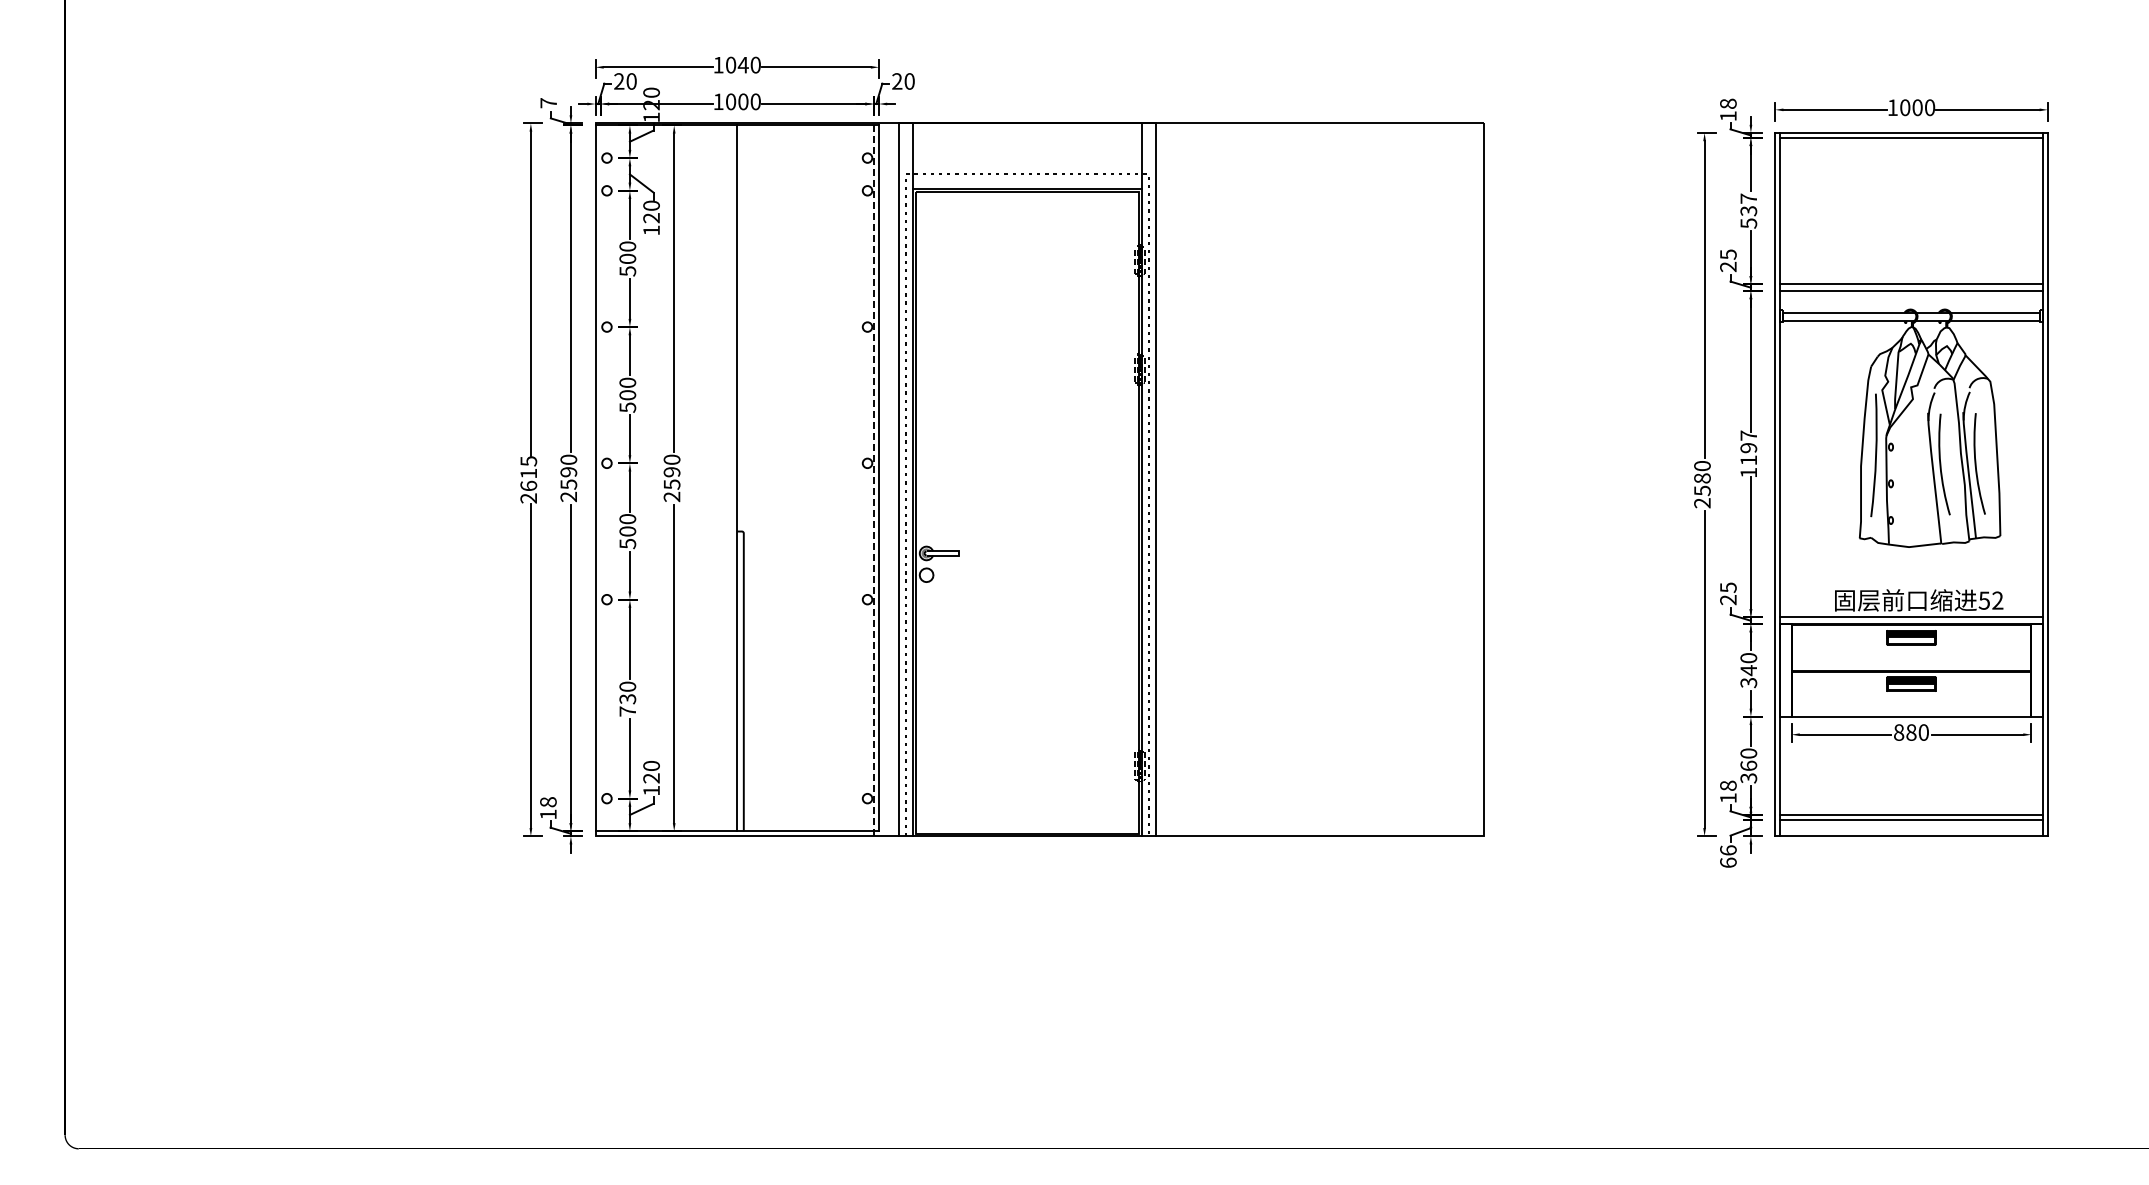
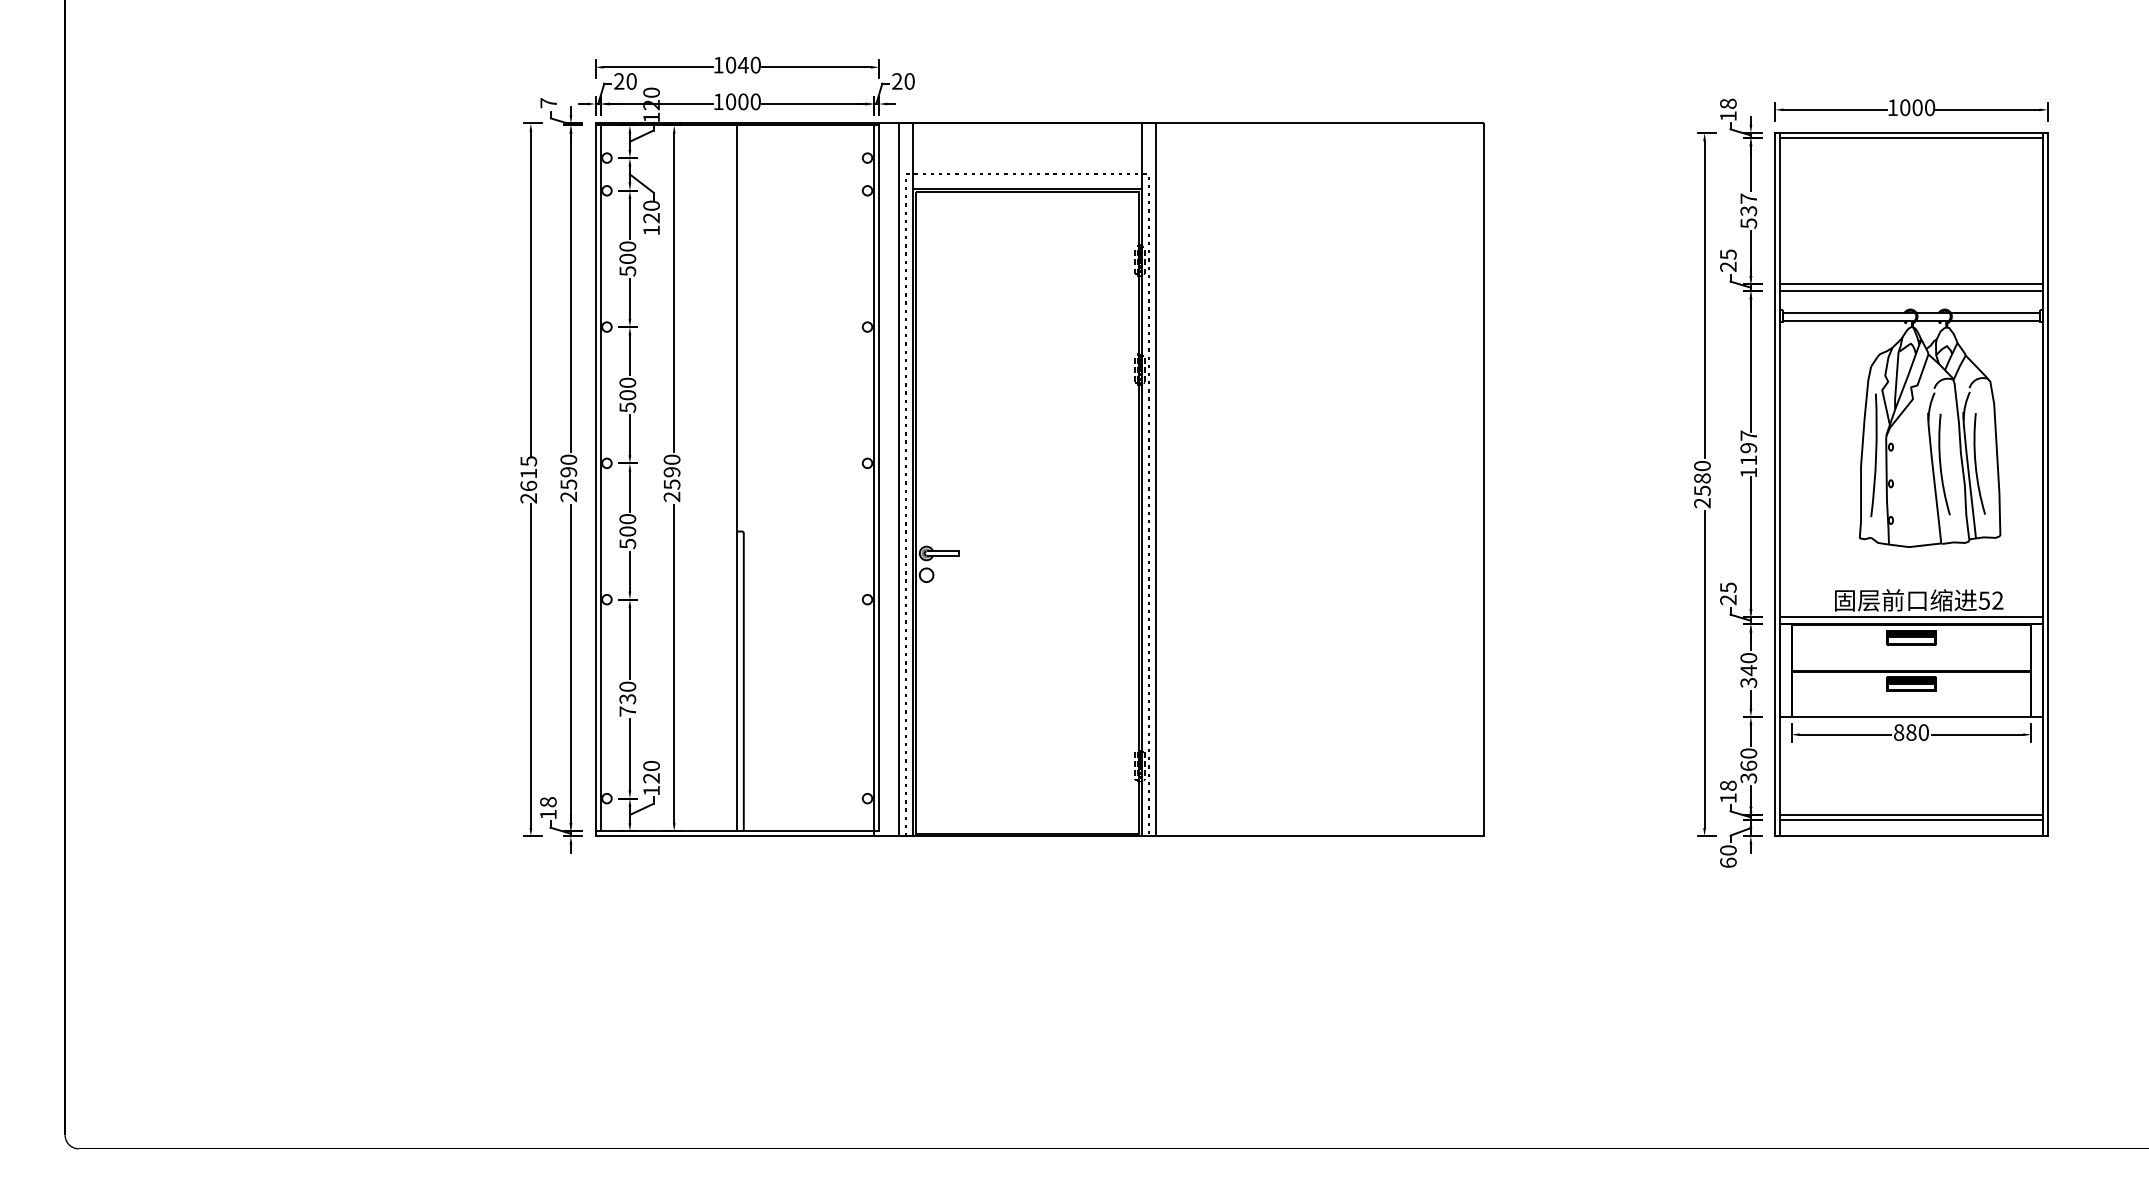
line: none -> present (600, 478)
line: dashed -> solid (873, 481)
text: 66 -> 60 (1728, 850)
